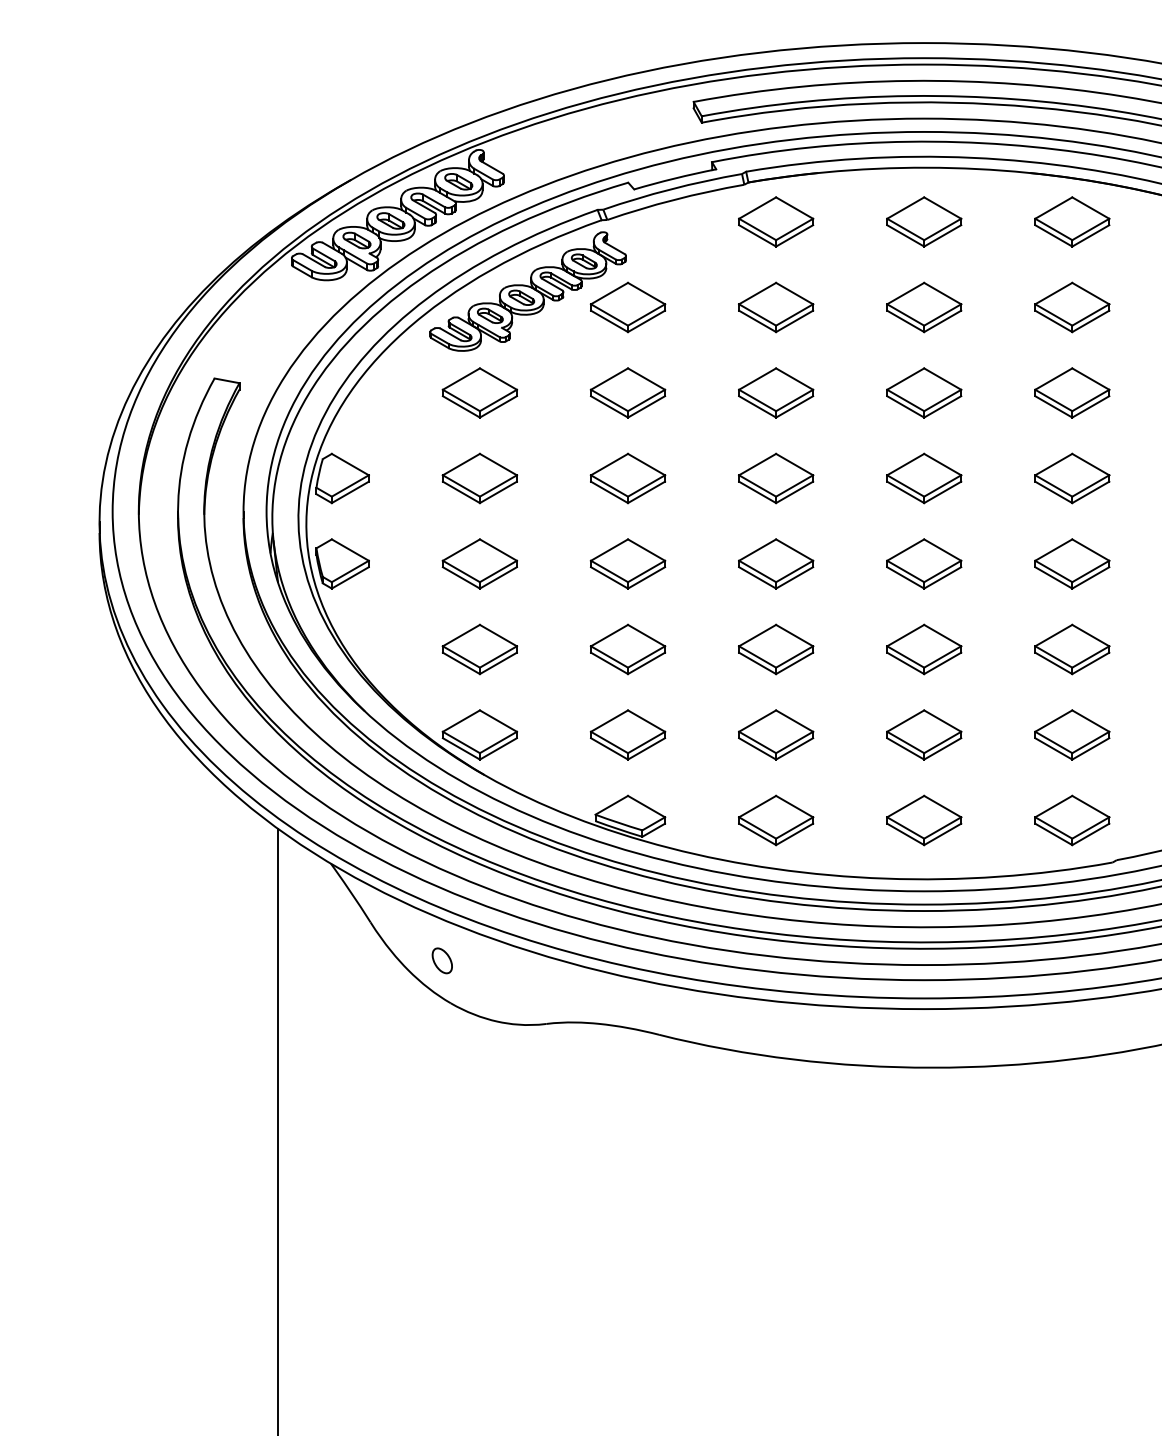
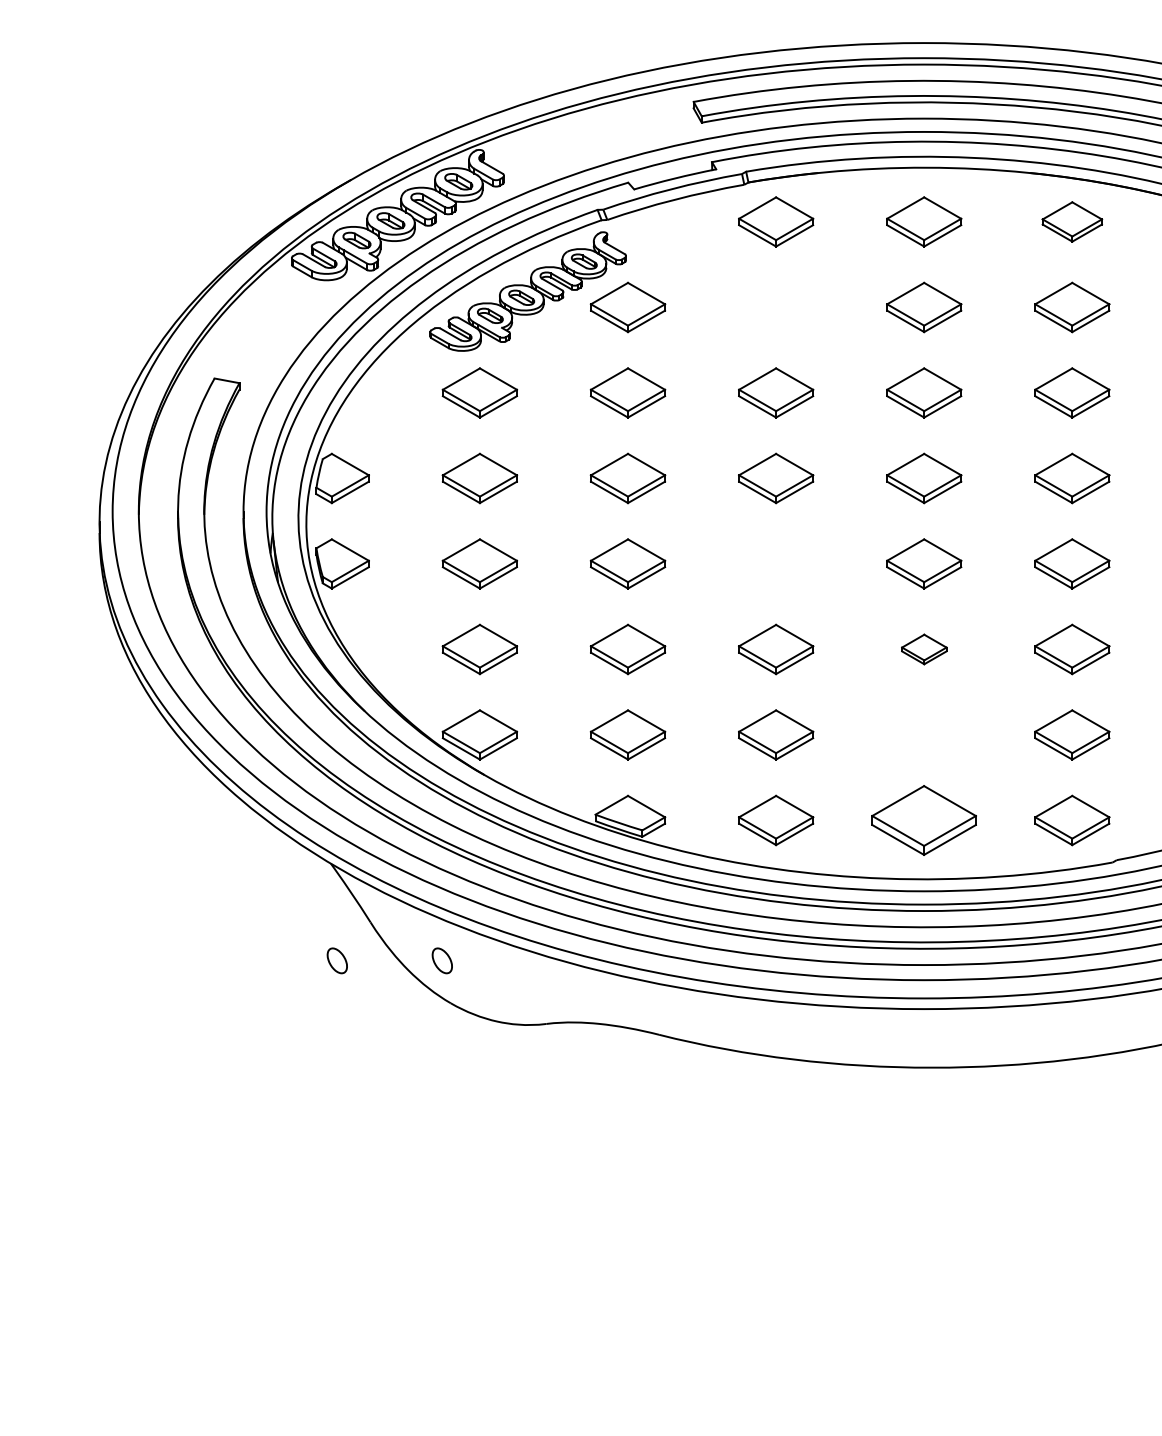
part size: 77x52 px -> 63x42 px (1072, 221)
part: present -> none (776, 307)
part: present -> none (776, 563)
part size: 77x53 px -> 47x33 px (924, 649)
part: present -> none (924, 734)
part size: 77x53 px -> 106x71 px (923, 820)
part: none -> present (336, 960)
line: present -> none (277, 1130)
